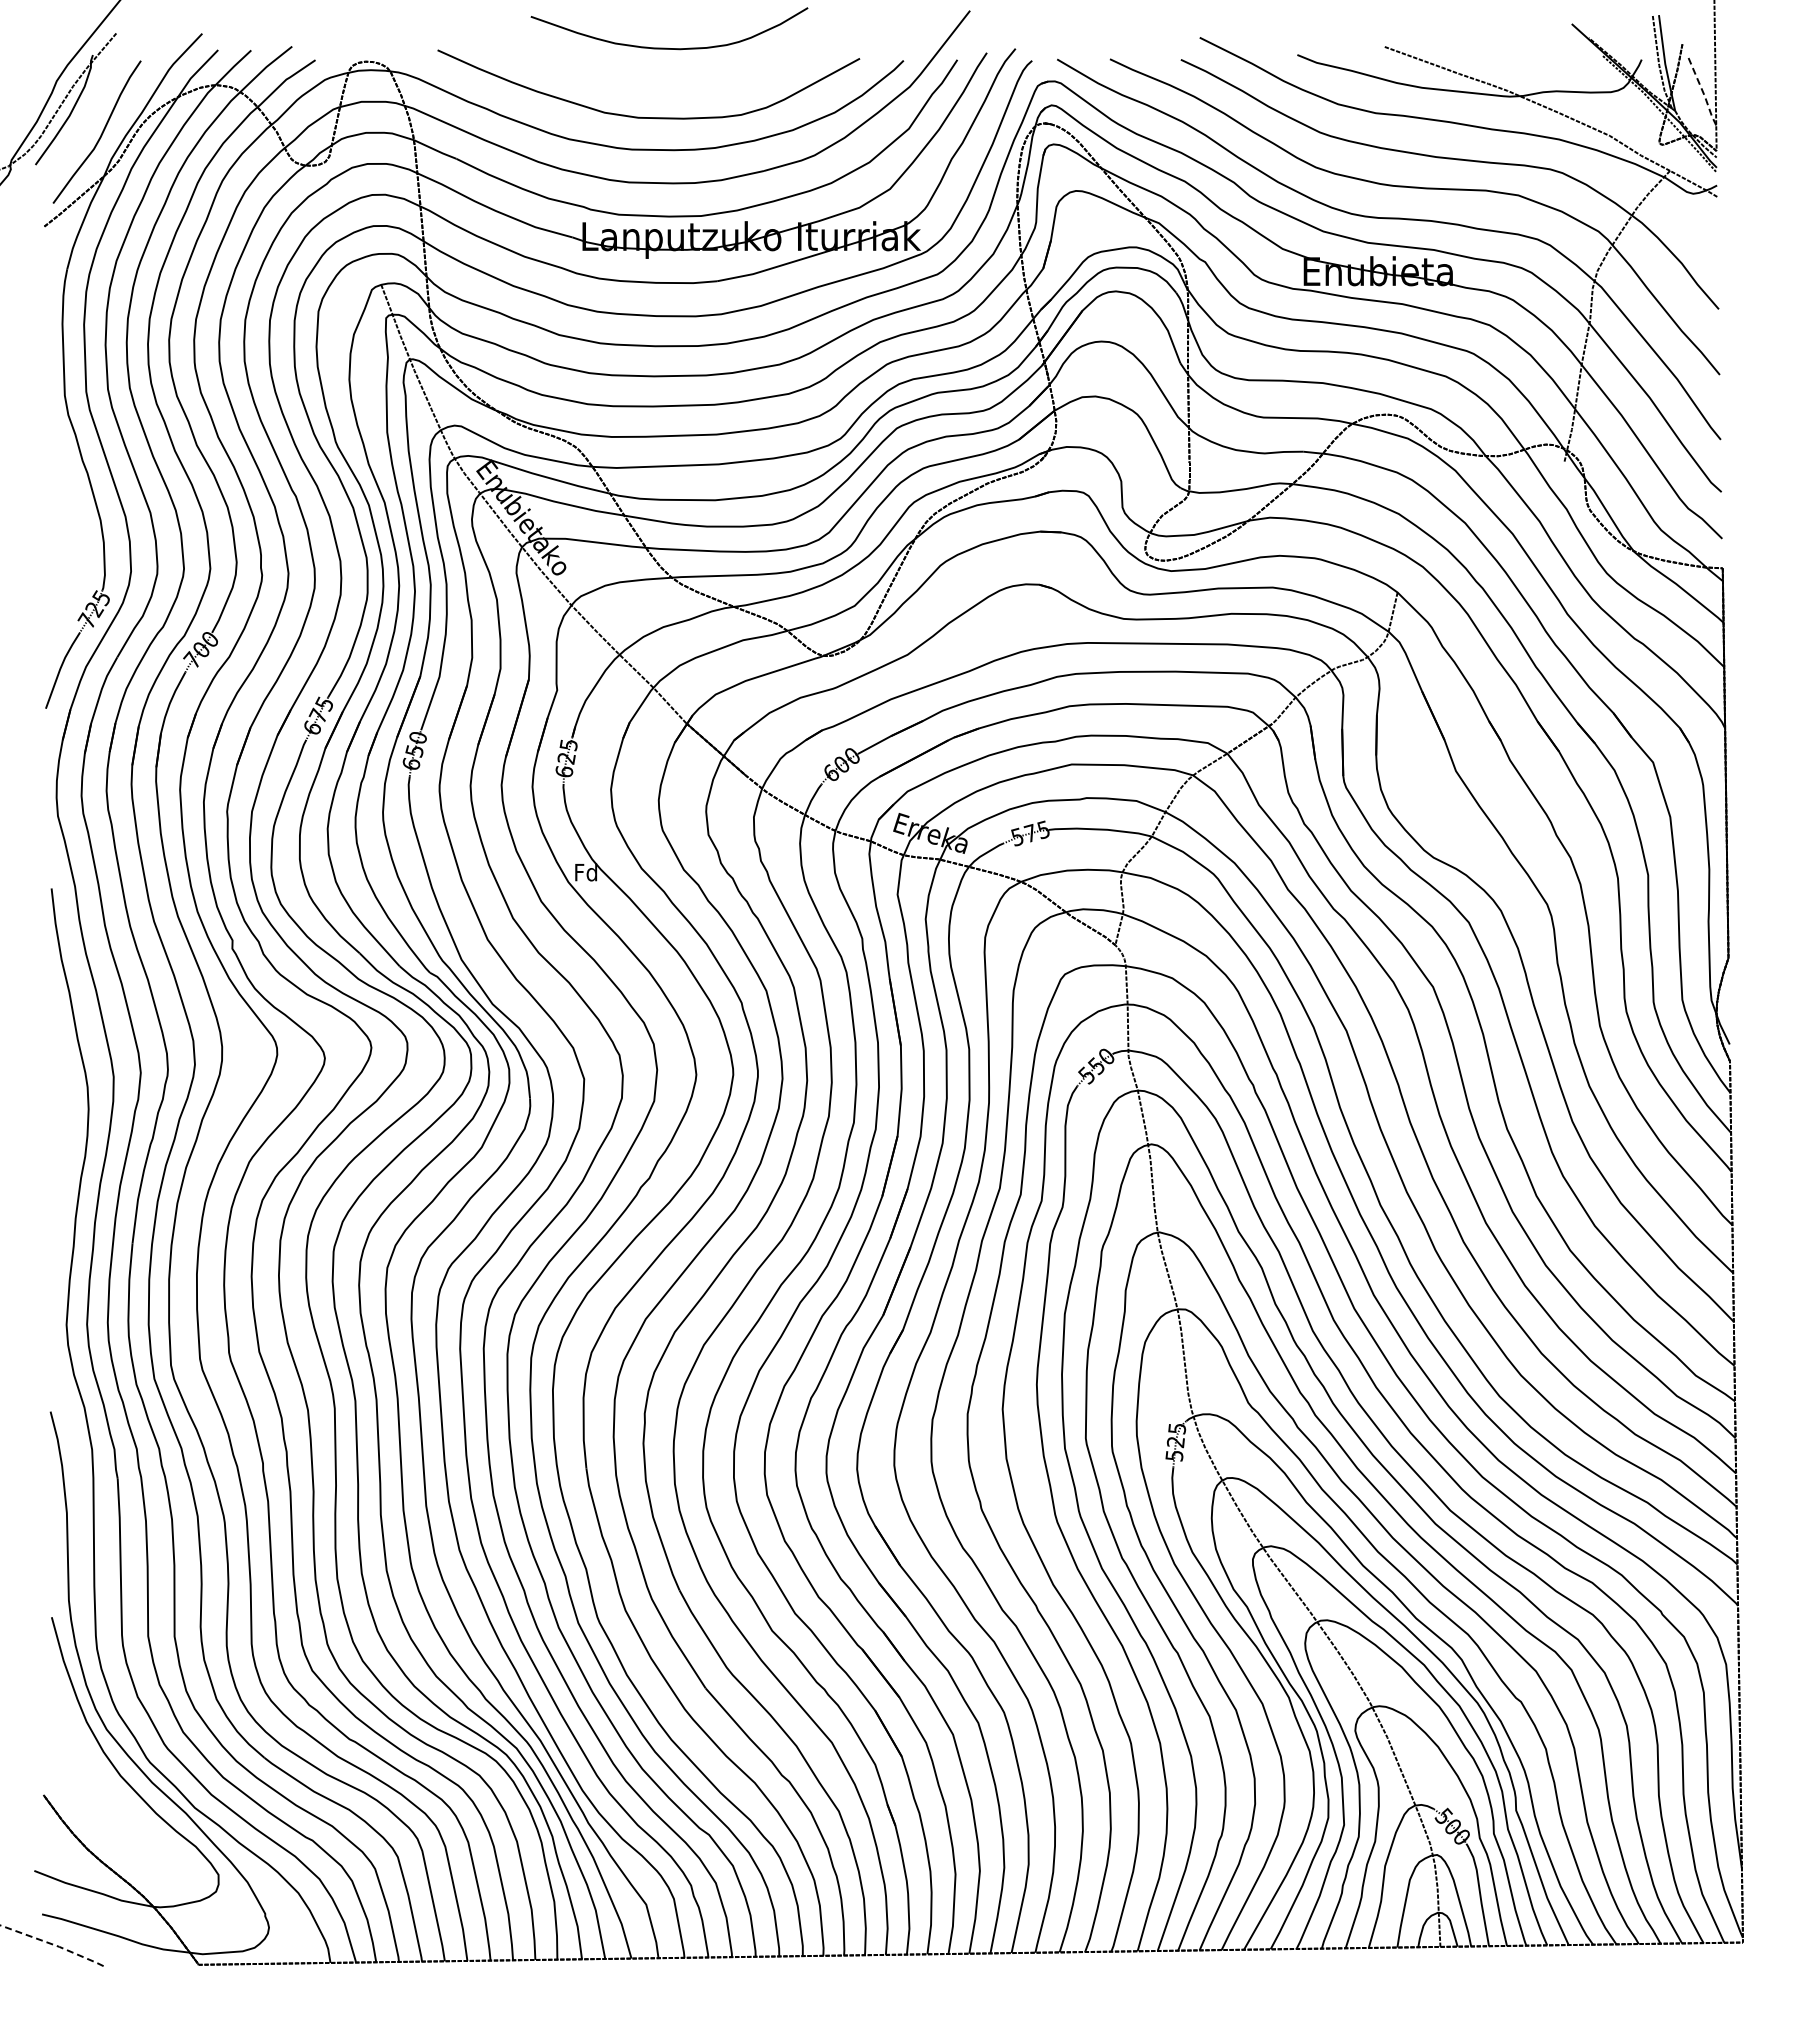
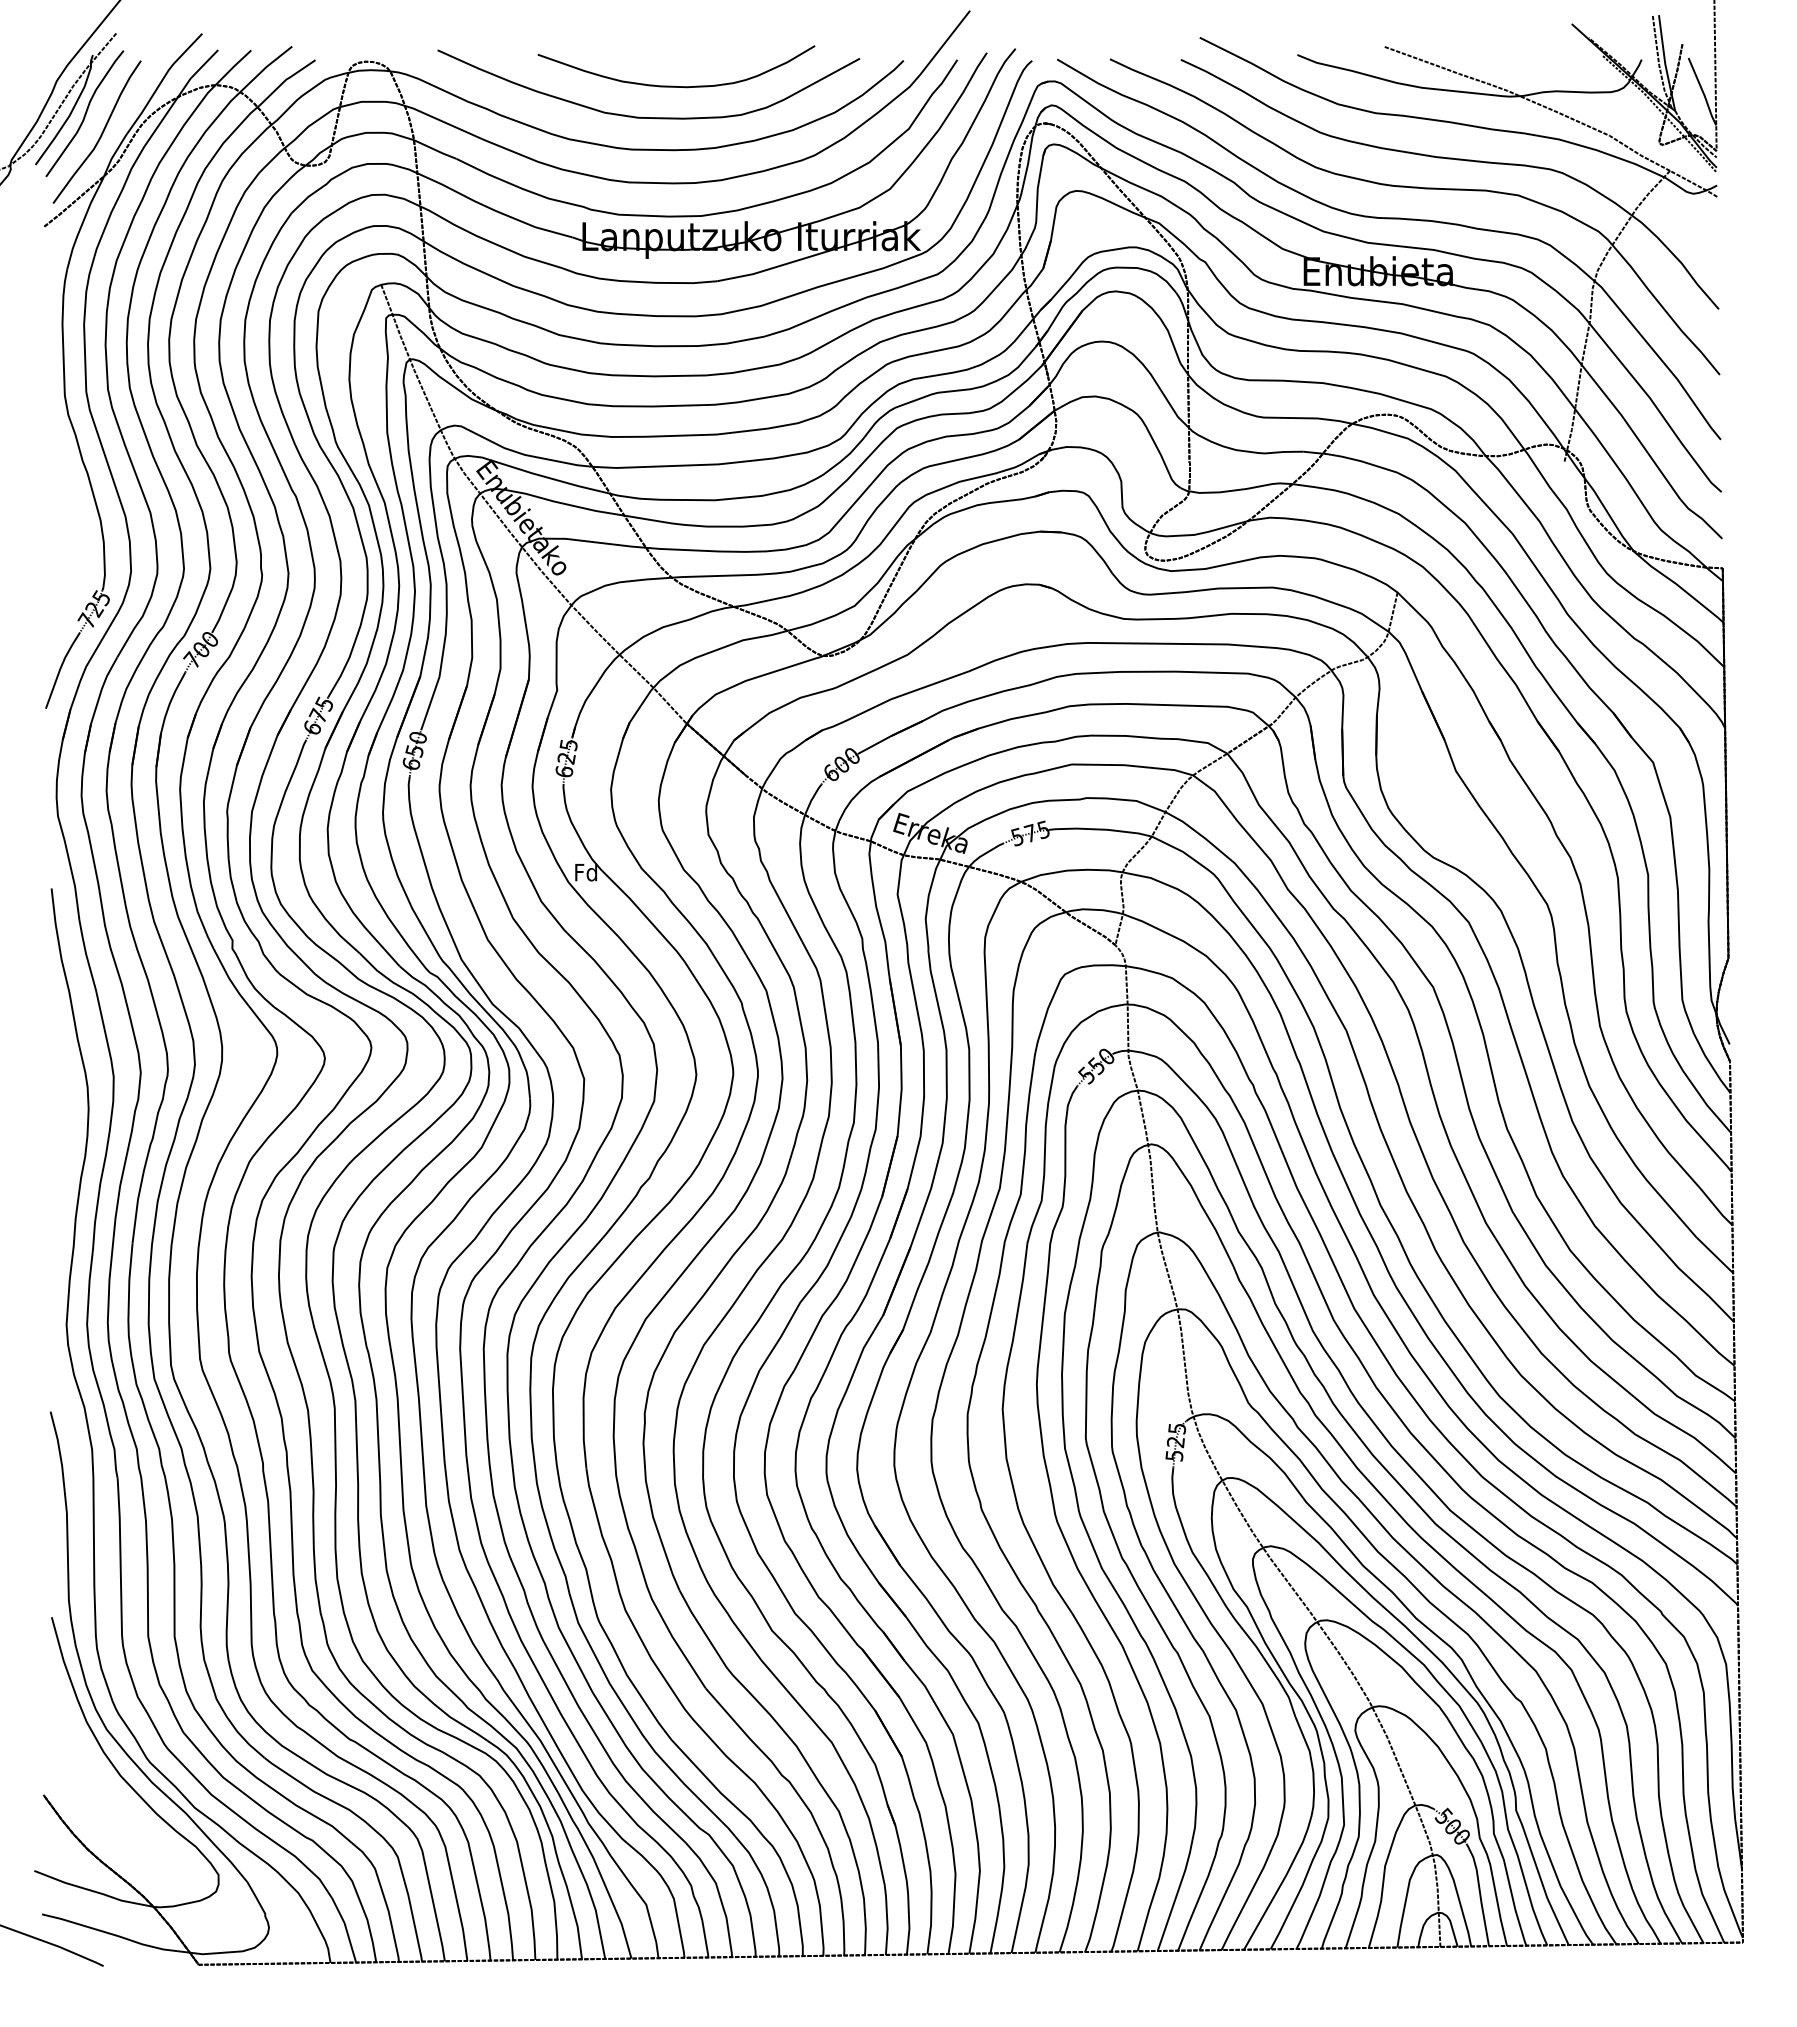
curve position: (667, 47) -> (674, 85) (674, 85)
line: dashed -> solid (1703, 92)
curve: none -> present (84, 113)
line: dashed -> solid (53, 1944)
